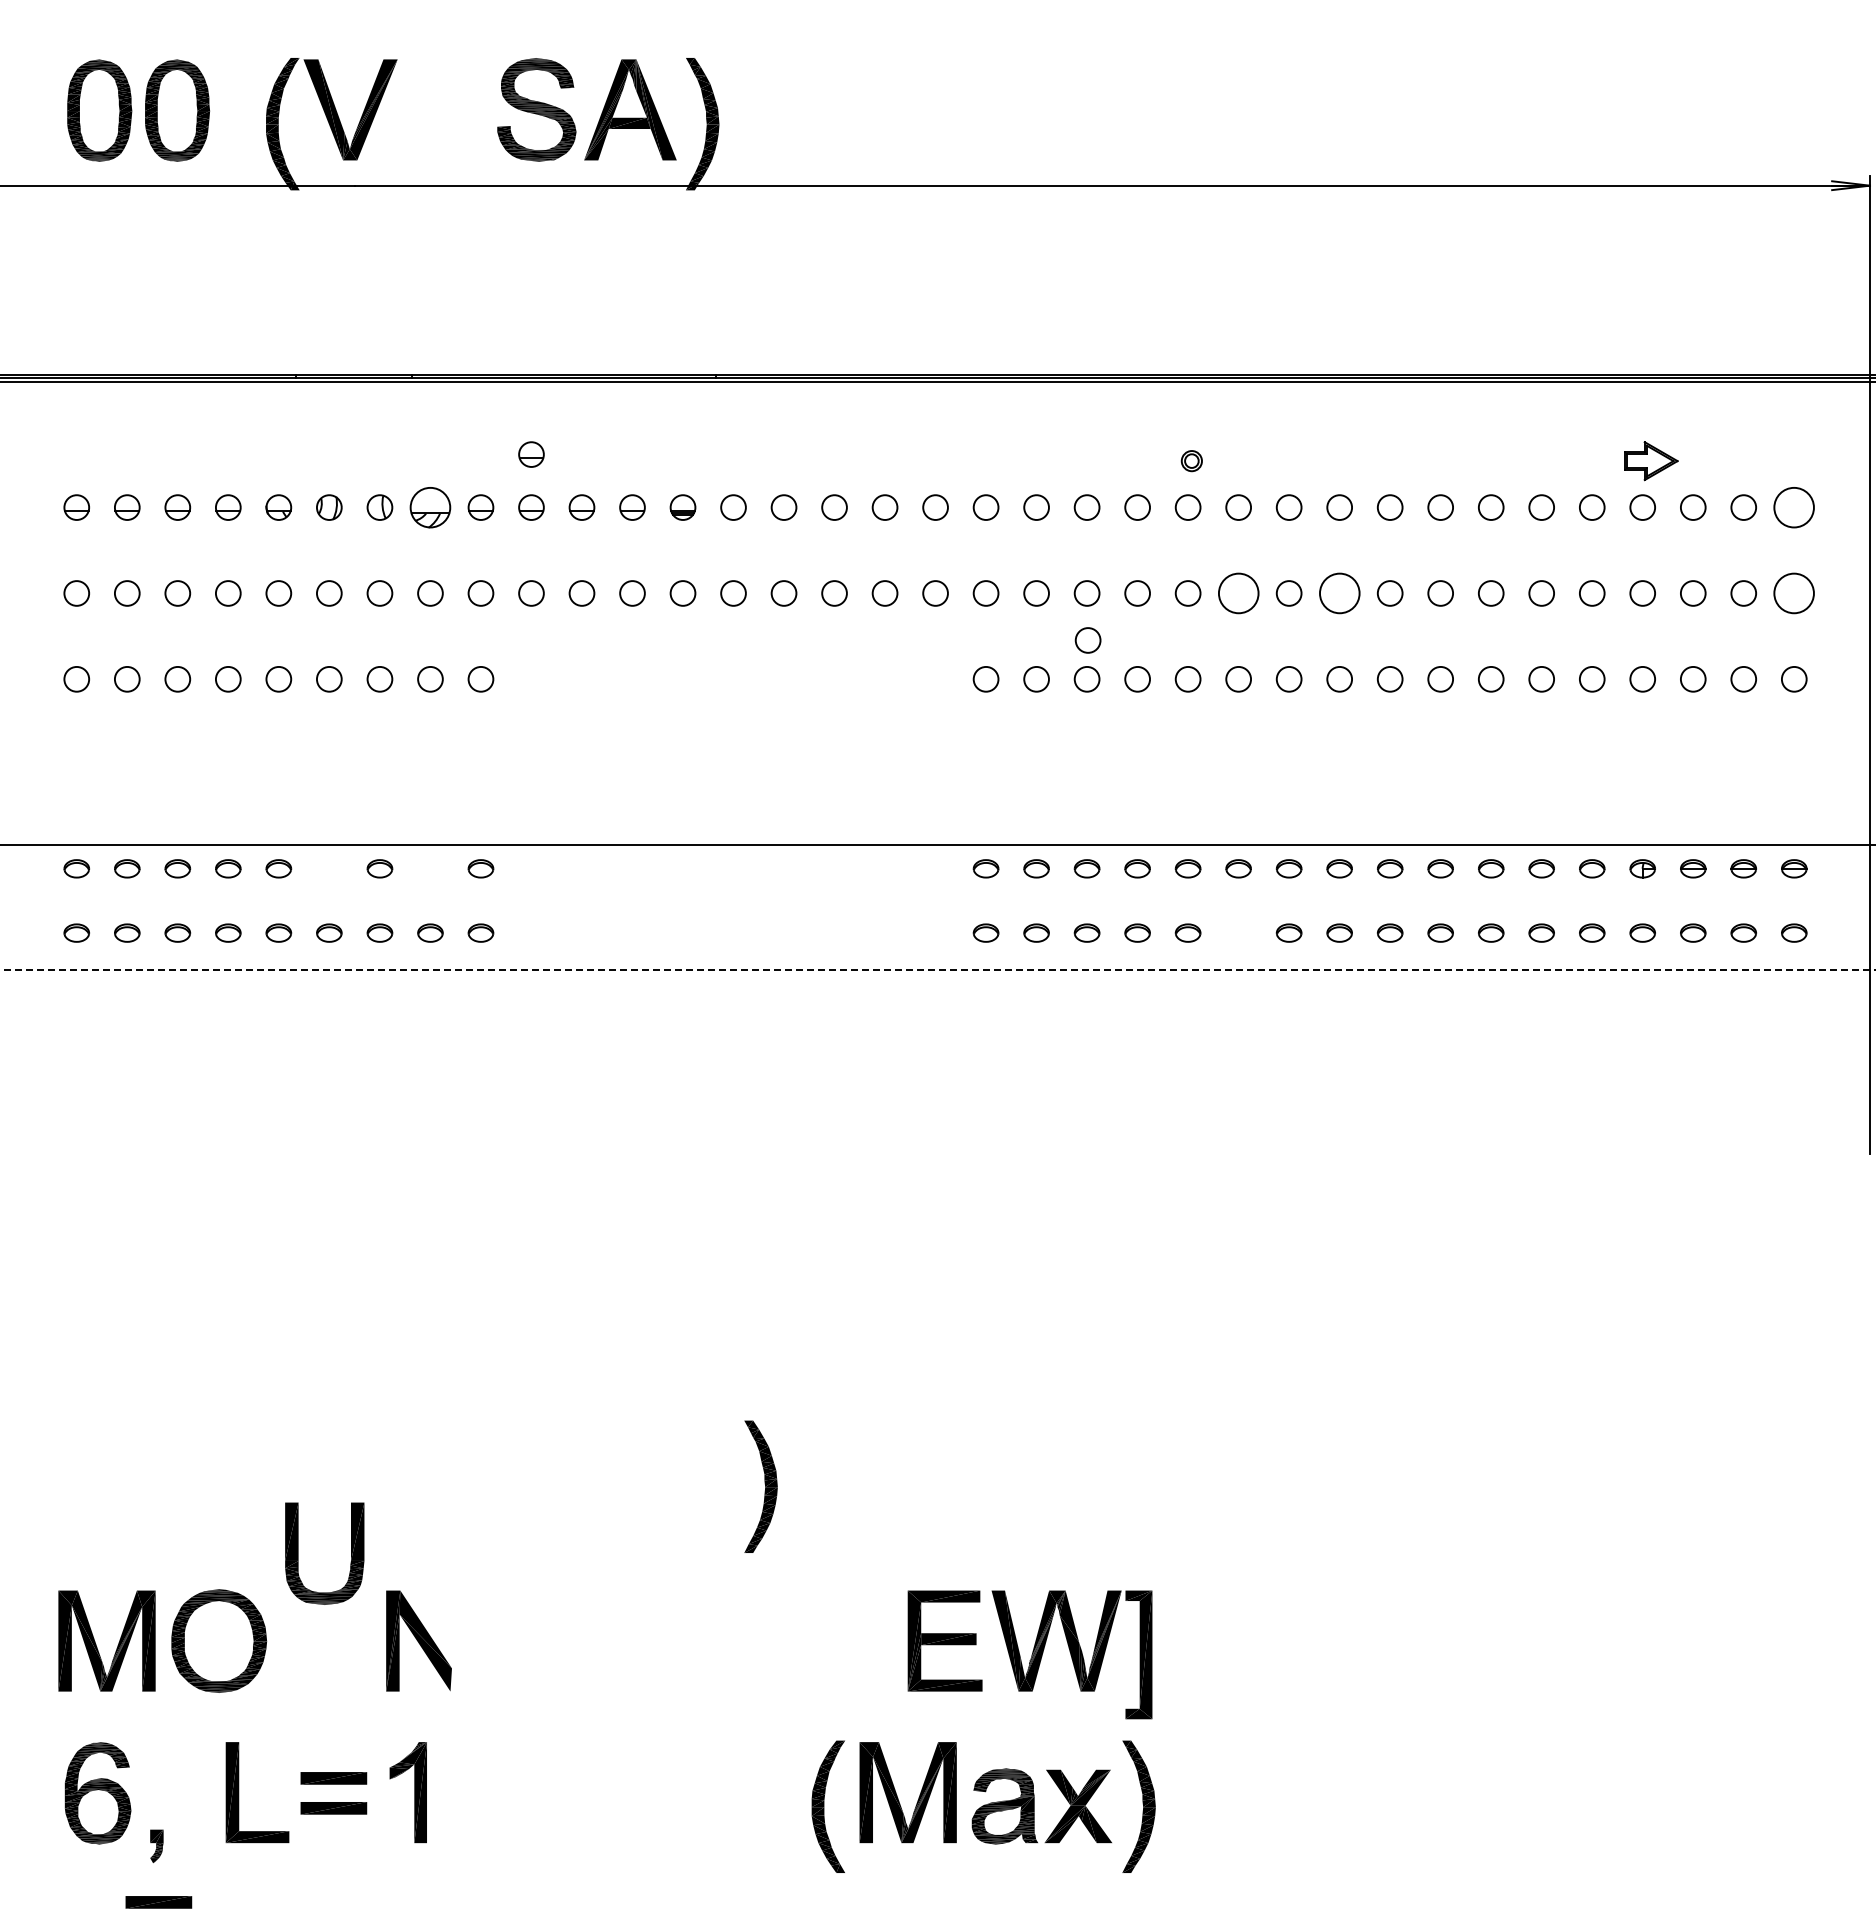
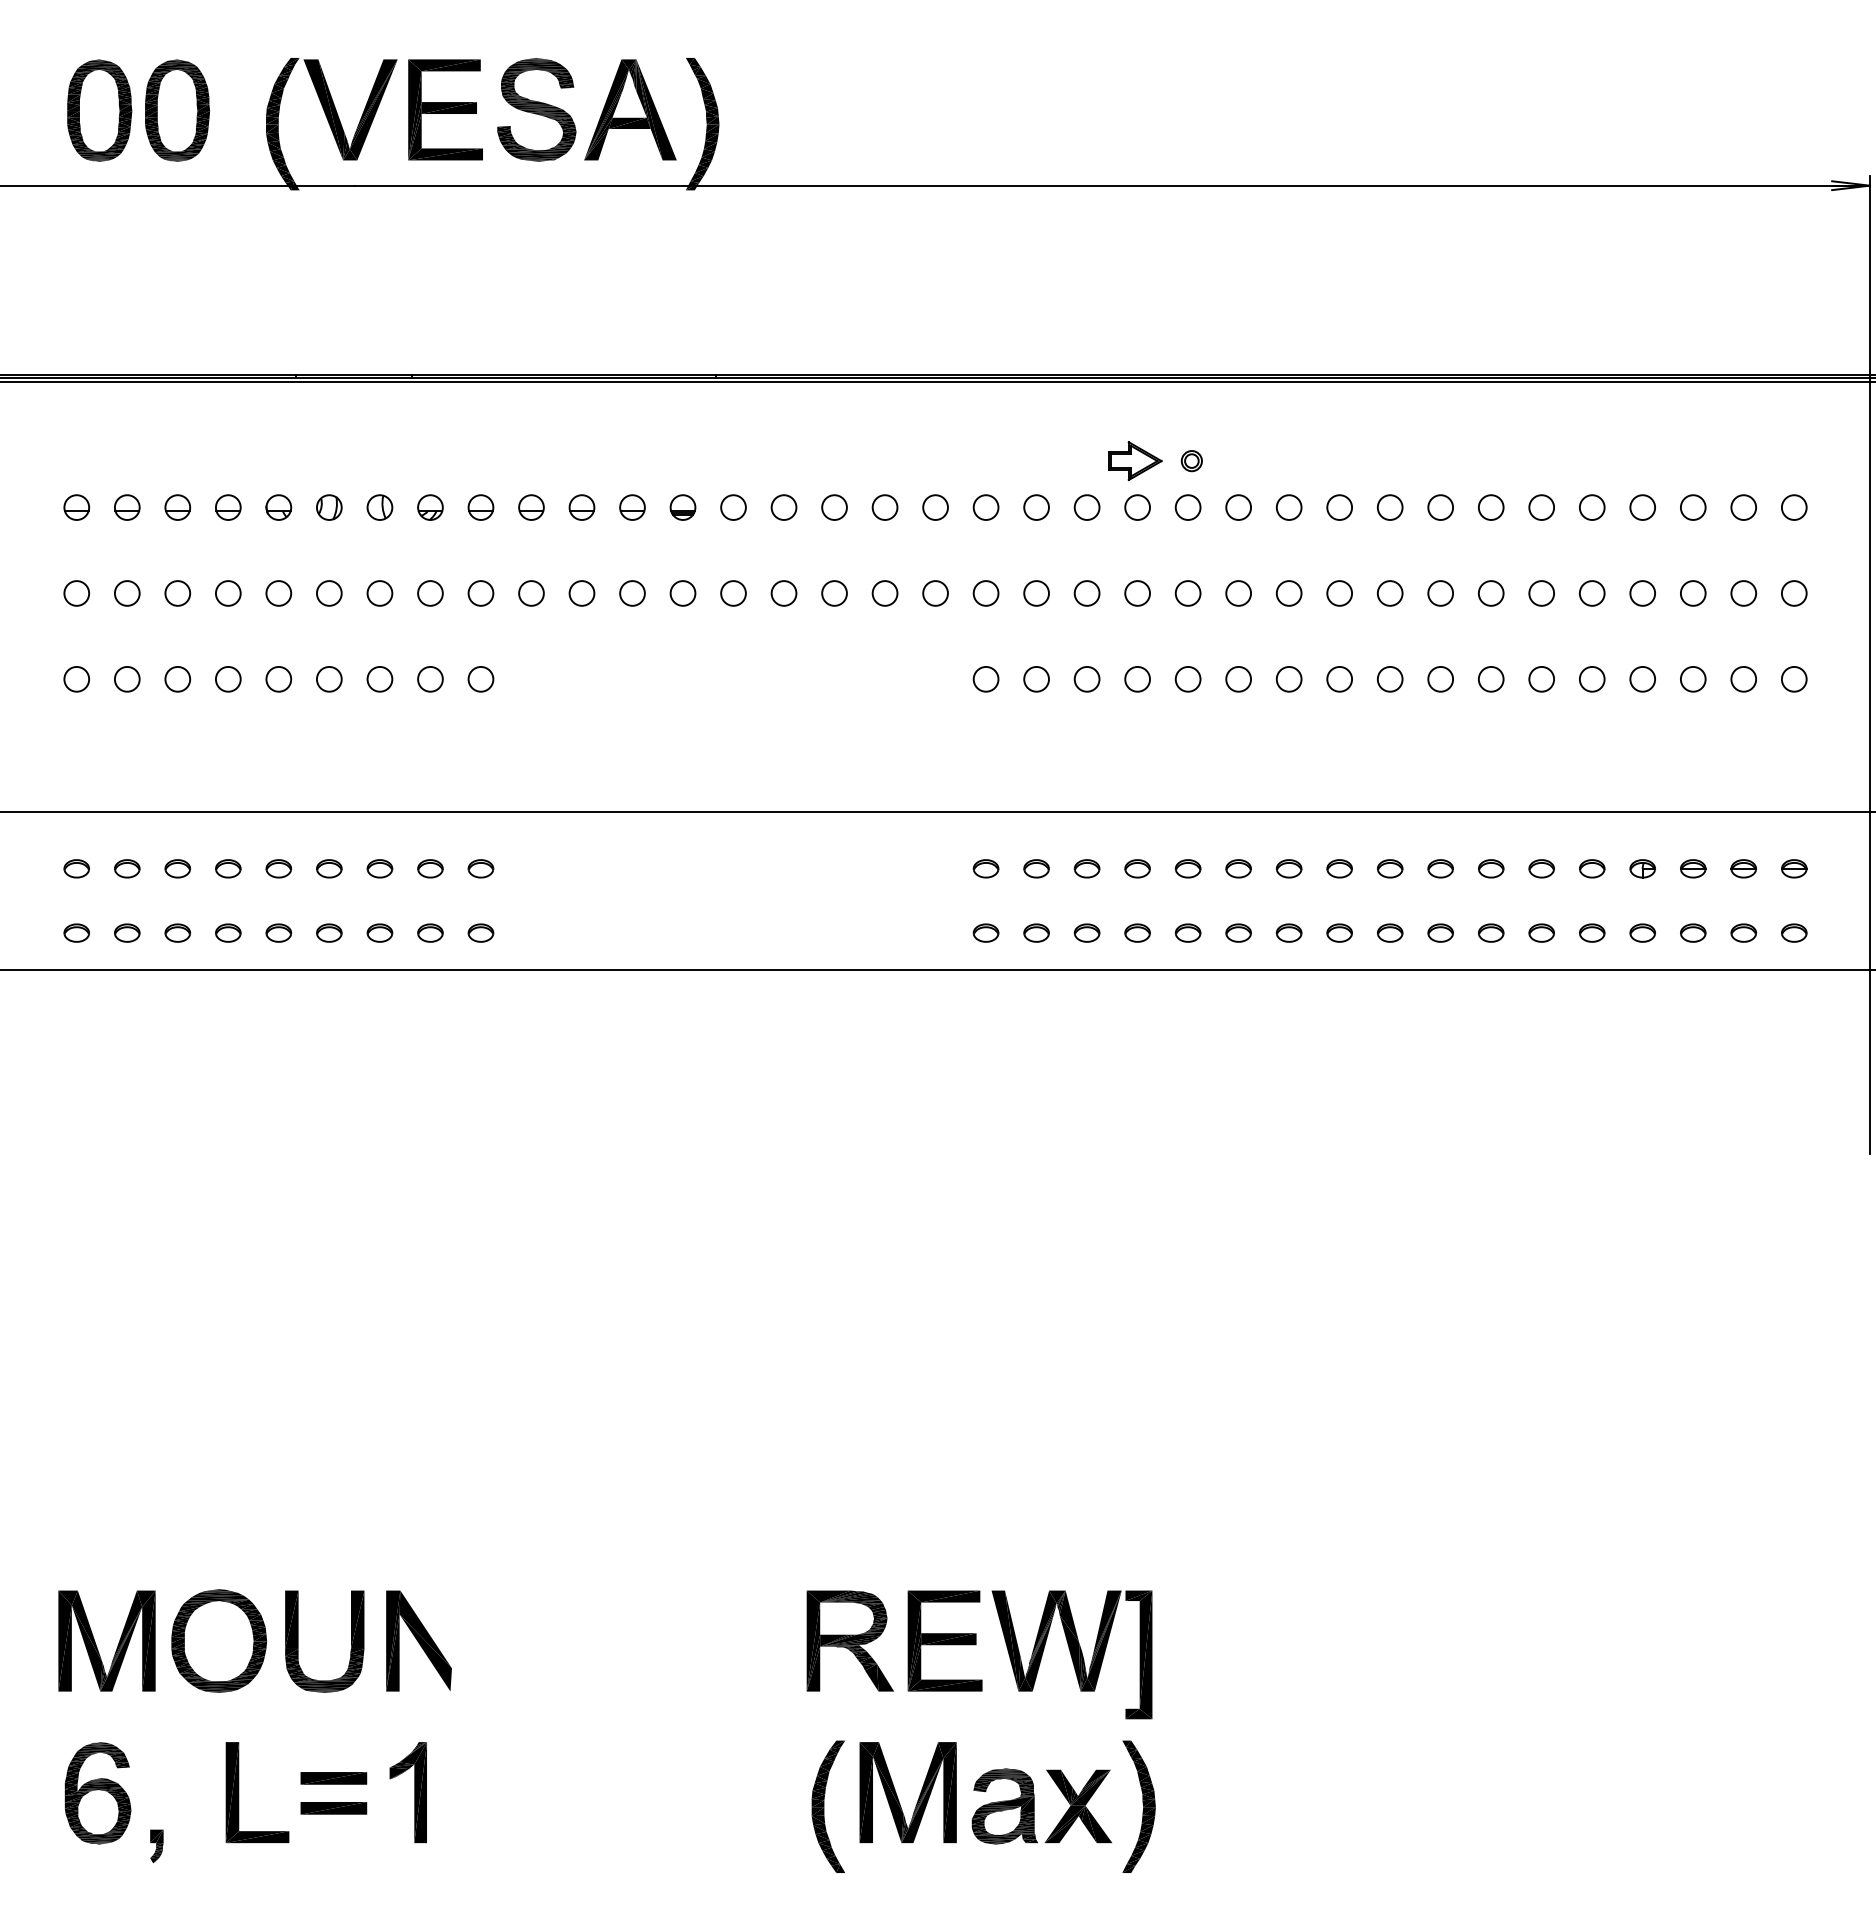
part: none -> present (445, 109)
part: present -> none (531, 454)
part position: (1651, 461) -> (1135, 461) (1135, 461)
part size: 43x42 px -> 27x27 px (430, 507)
circle size: 42x42 px -> 27x27 px (1794, 507)
circle size: 42x43 px -> 27x27 px (1238, 593)
circle size: 42x43 px -> 27x27 px (1339, 593)
circle size: 42x43 px -> 27x27 px (1794, 593)
circle: present -> none (1087, 640)
line position: (937, 845) -> (937, 812) (937, 812)
part: none -> present (329, 868)
part: none -> present (430, 868)
part: none -> present (1238, 932)
line: dashed -> solid (938, 970)
part: present -> none (760, 1486)
part position: (298, 1553) -> (298, 1641) (298, 1641)
part: none -> present (849, 1640)
part: present -> none (158, 1902)
